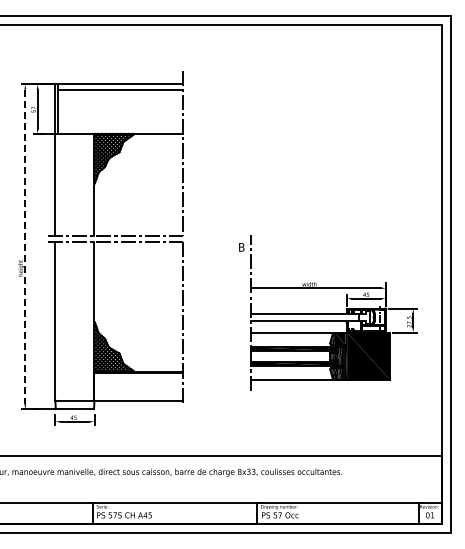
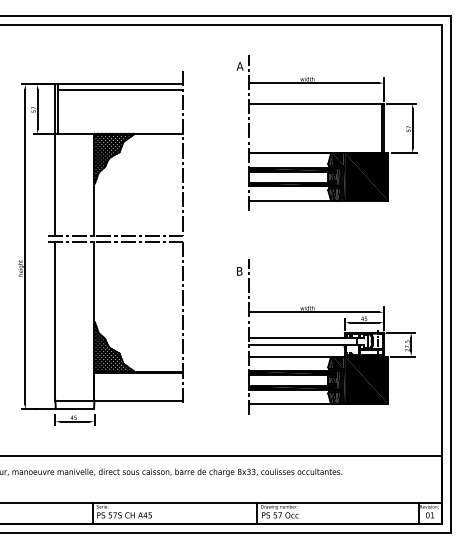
part: none -> present (326, 152)
line: dashed -> solid (25, 247)
part position: (328, 312) -> (326, 336) (326, 336)
